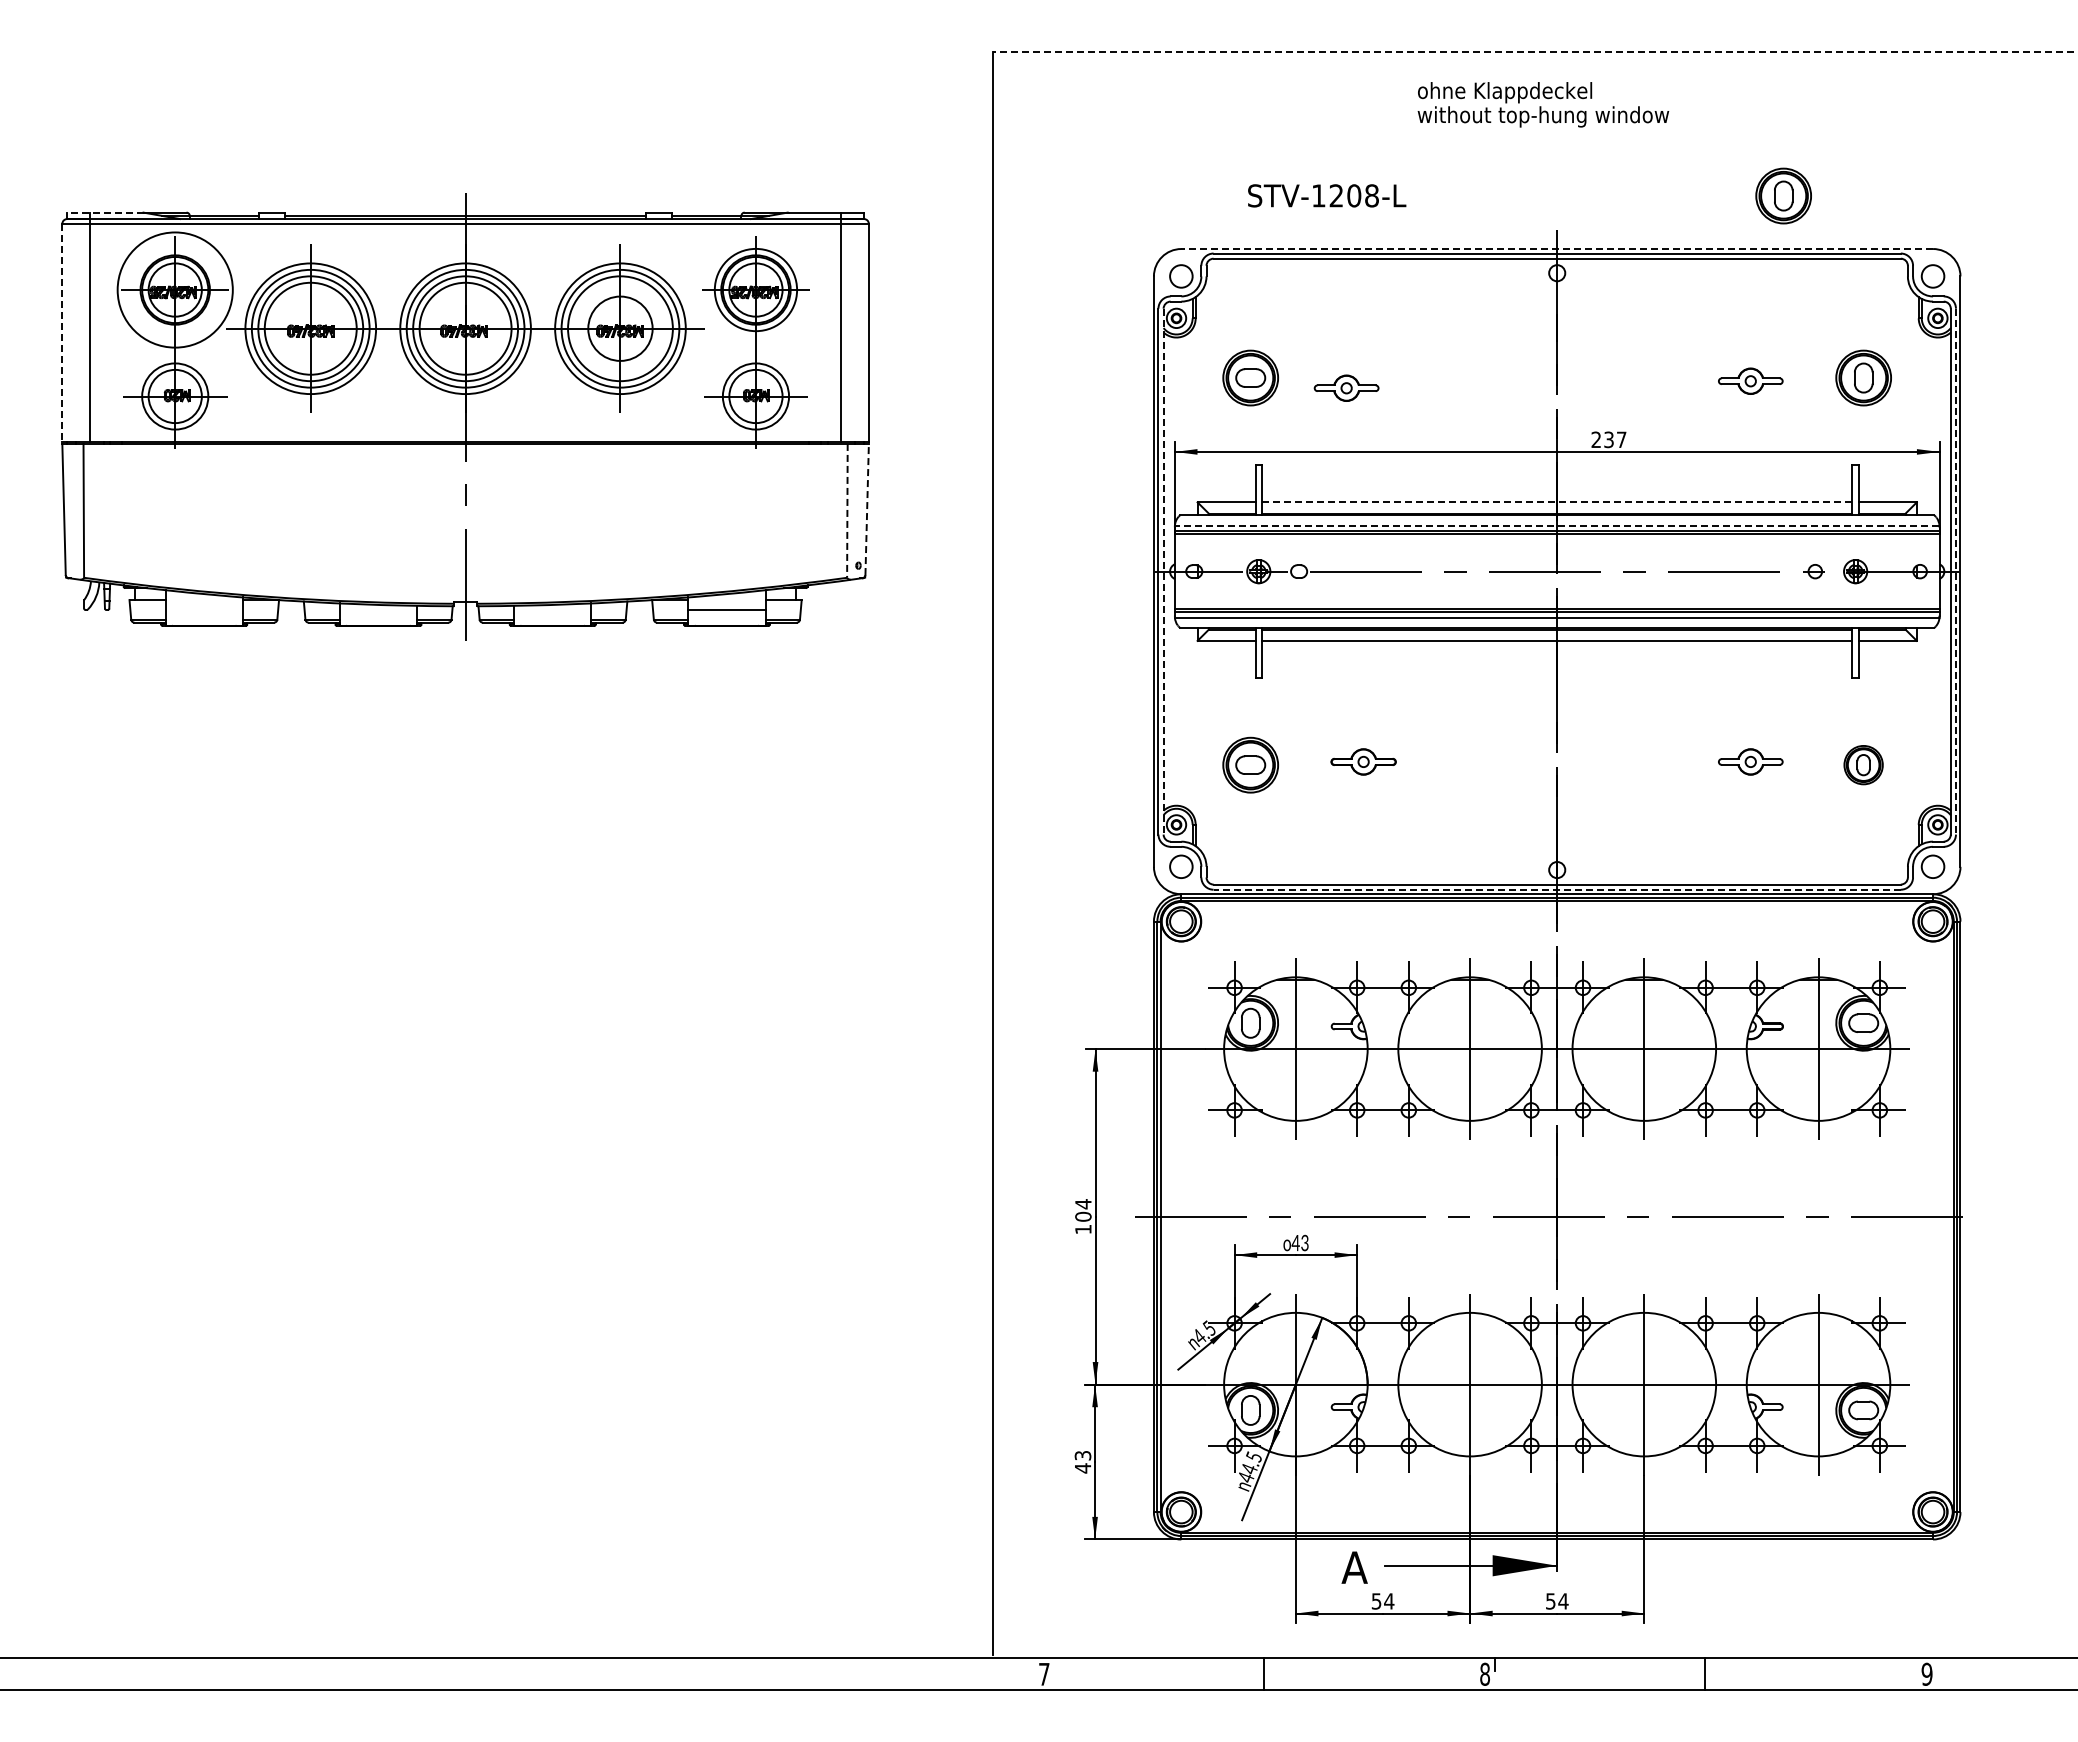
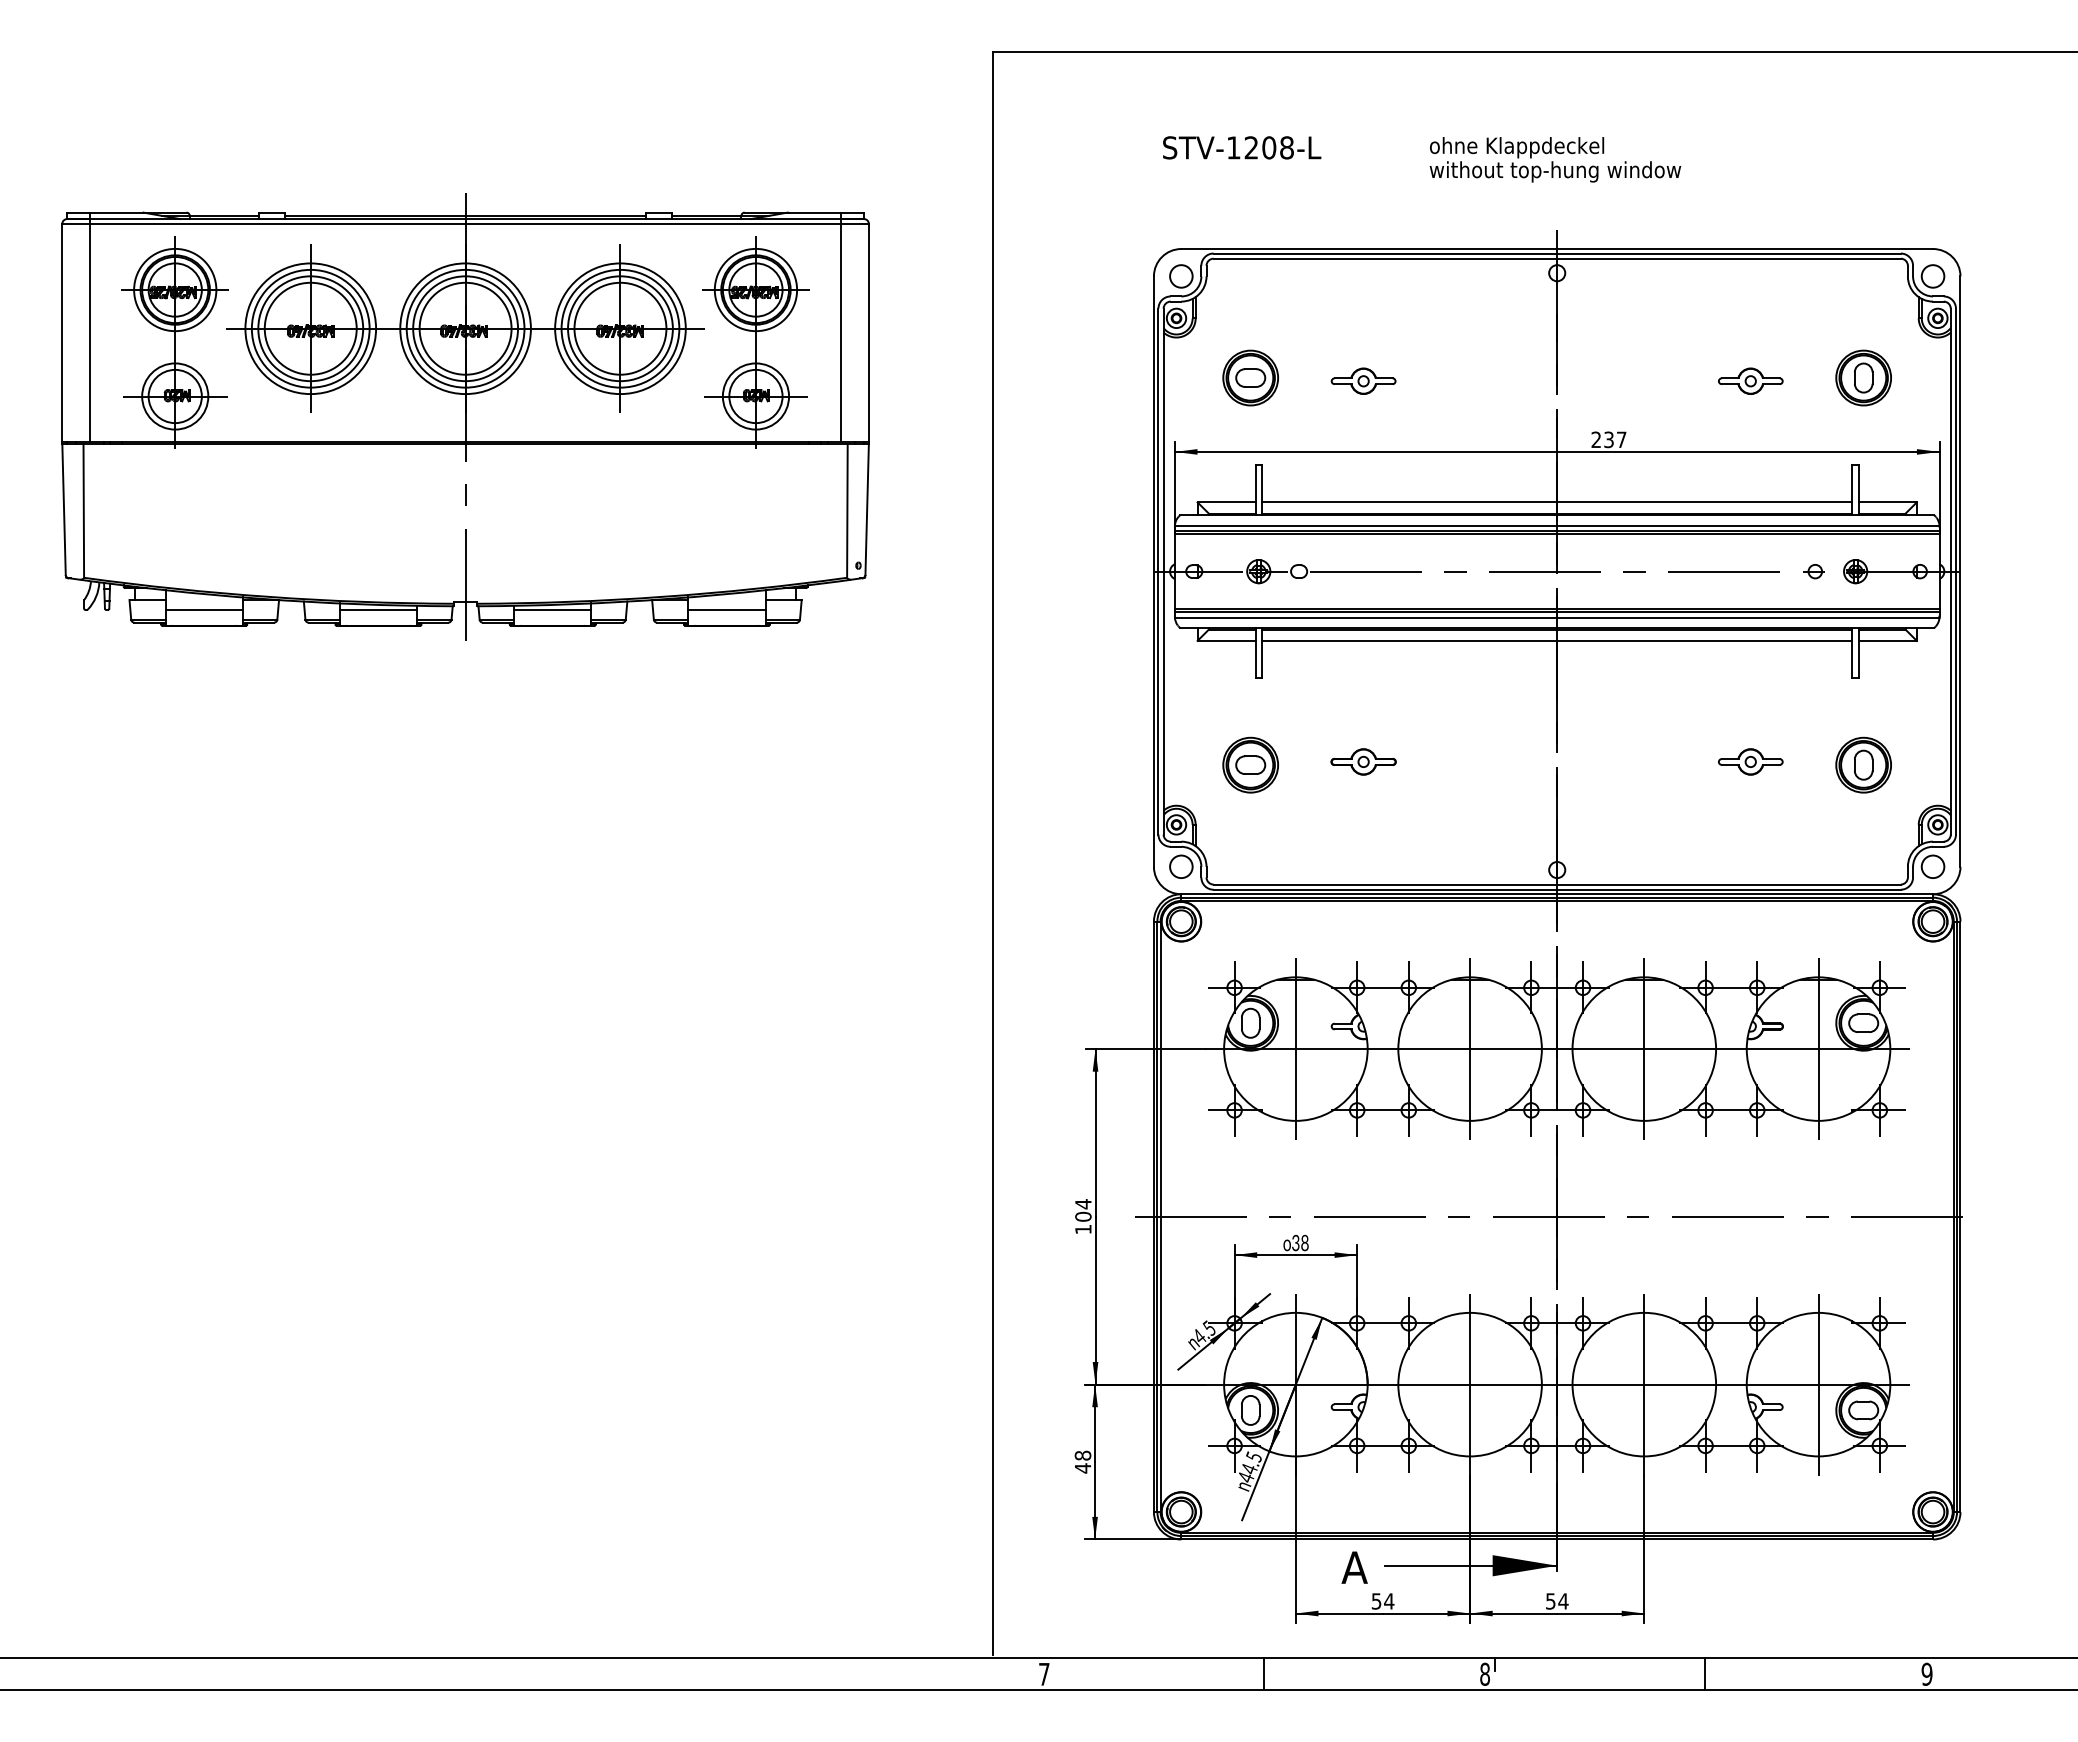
line: dashed -> solid (1534, 52)
text position: (1543, 104) -> (1555, 159) (1555, 159)
text position: (1327, 195) -> (1242, 147) (1242, 147)
part: present -> none (1783, 195)
line: dashed -> solid (104, 212)
line: dashed -> solid (1557, 249)
circle diameter: 115 px -> 82 px (175, 289)
circle diameter: 64 px -> 92 px (620, 328)
line: dashed -> solid (62, 332)
part position: (1346, 387) -> (1363, 380) (1363, 380)
line: dashed -> solid (1556, 502)
line: dashed -> solid (867, 509)
line: dashed -> solid (847, 510)
line: dashed -> solid (1556, 525)
line: dashed -> solid (1163, 571)
line: dashed -> solid (1955, 571)
line: none -> present (204, 609)
line: none -> present (378, 609)
line: none -> present (552, 609)
part size: 41x41 px -> 57x58 px (1863, 764)
line: dashed -> solid (1557, 889)
text: 43 -> 38 (1299, 1242)
text: 43 -> 48 (1082, 1455)
